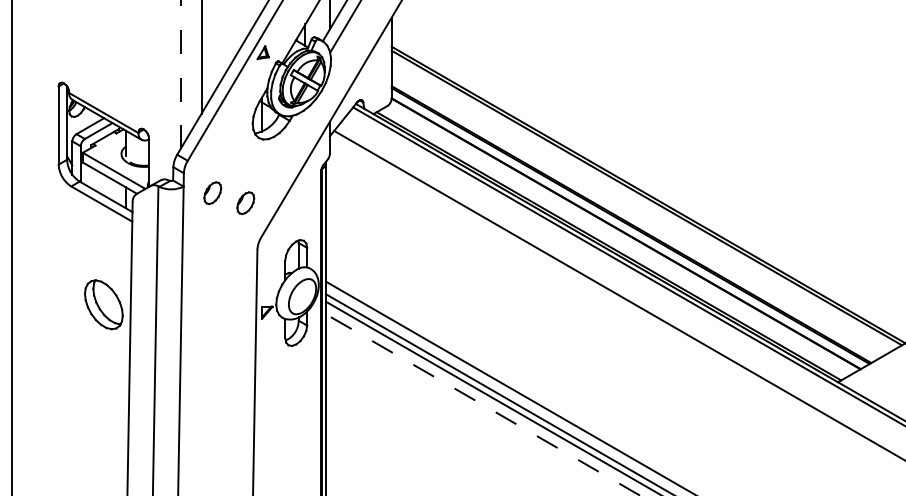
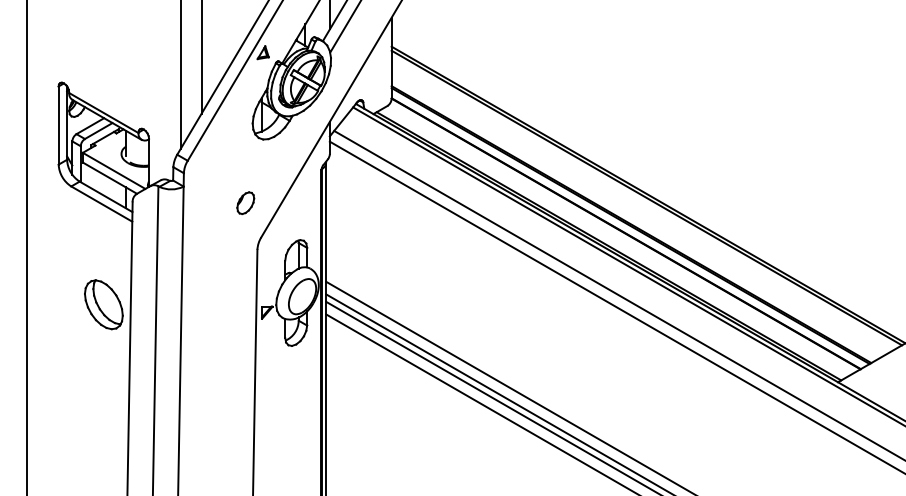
line: dashed -> solid (180, 74)
part: present -> none (212, 193)
line position: (12, 247) -> (27, 247) (27, 247)
line: none -> present (615, 306)
line: dashed -> solid (482, 404)
